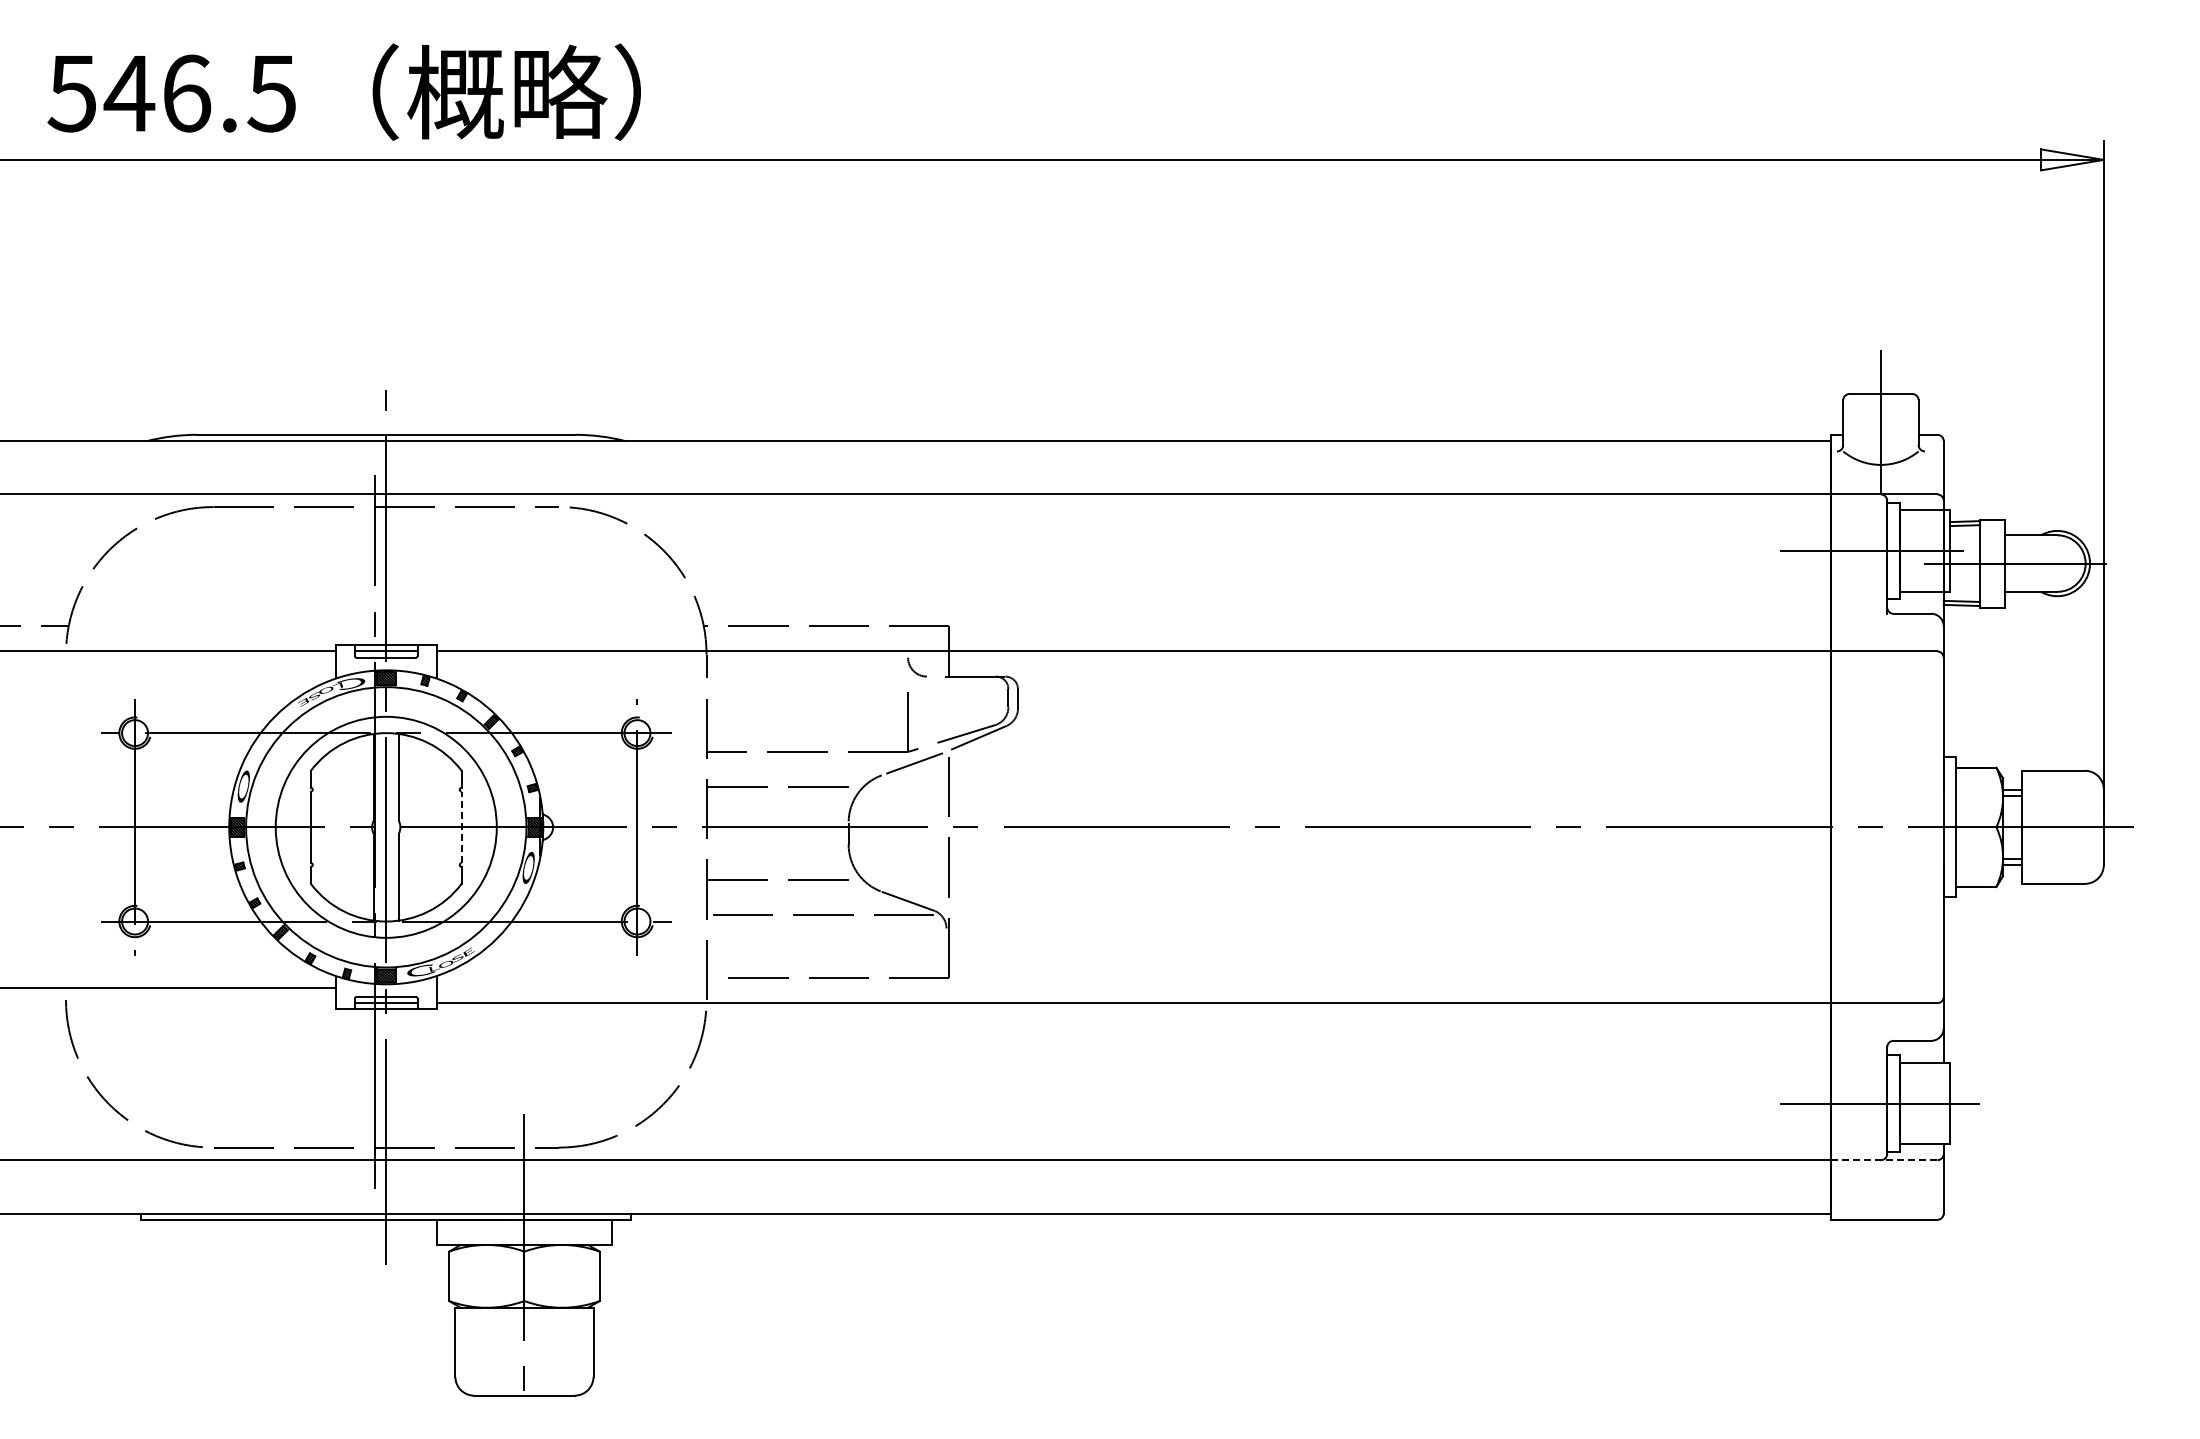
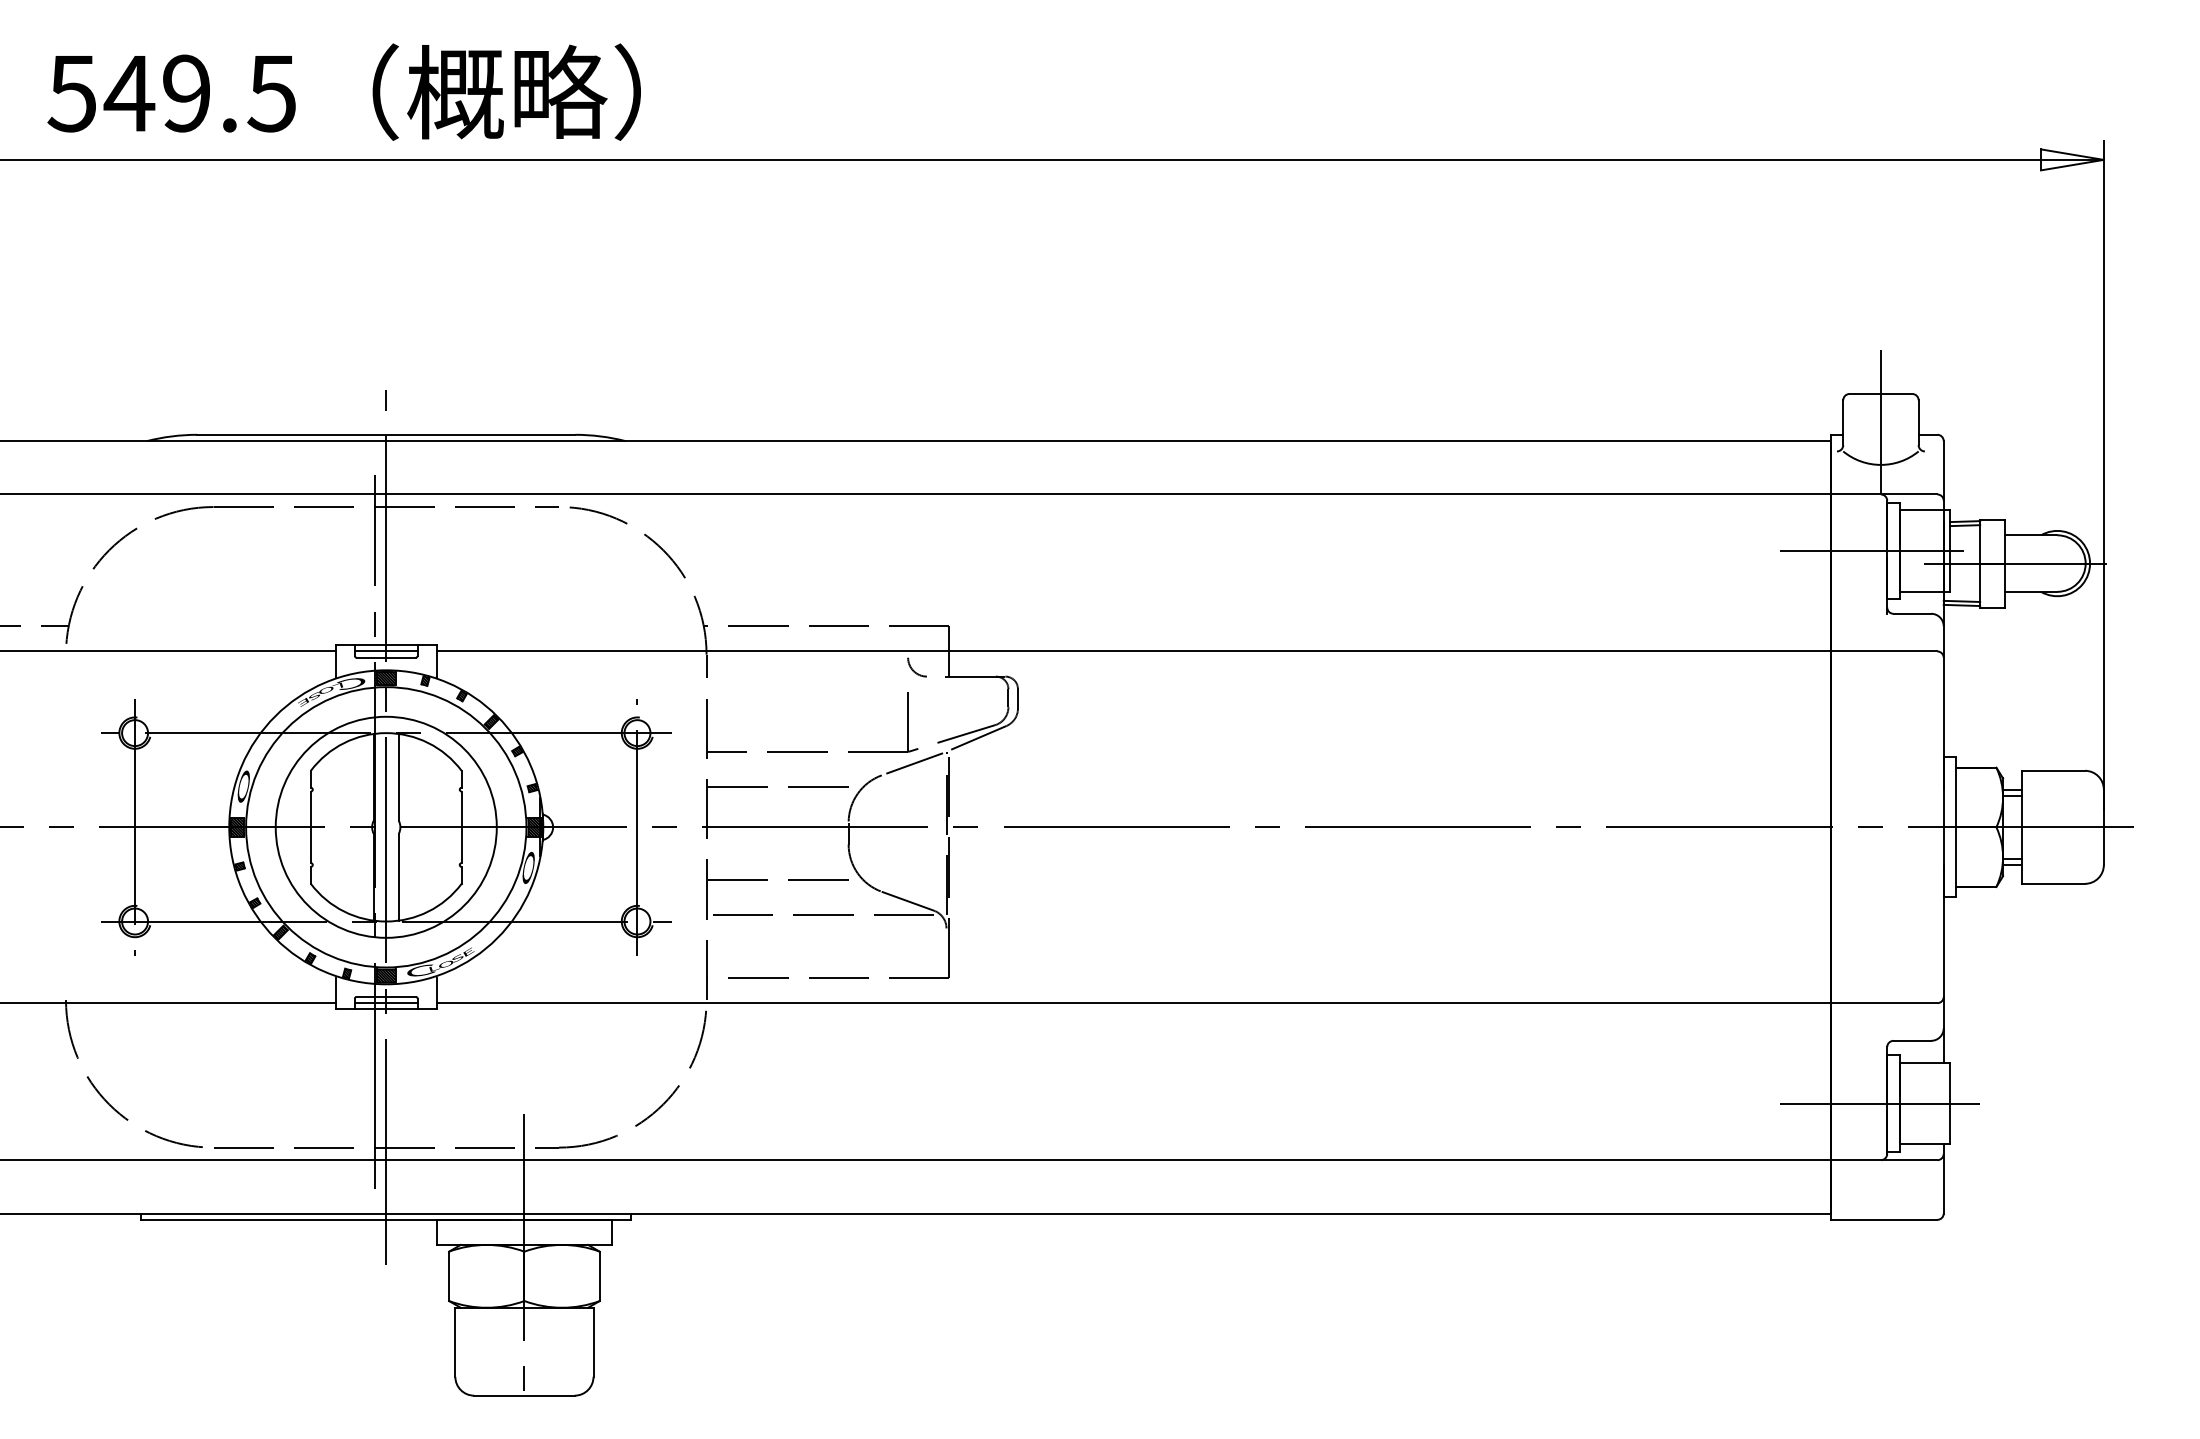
text: 546.5 -> 549.5 (187, 93)
line: dashed -> solid (461, 827)
line: none -> present (946, 833)
line position: (169, 988) -> (169, 1003) (169, 1003)
line: dashed -> solid (1883, 1160)
